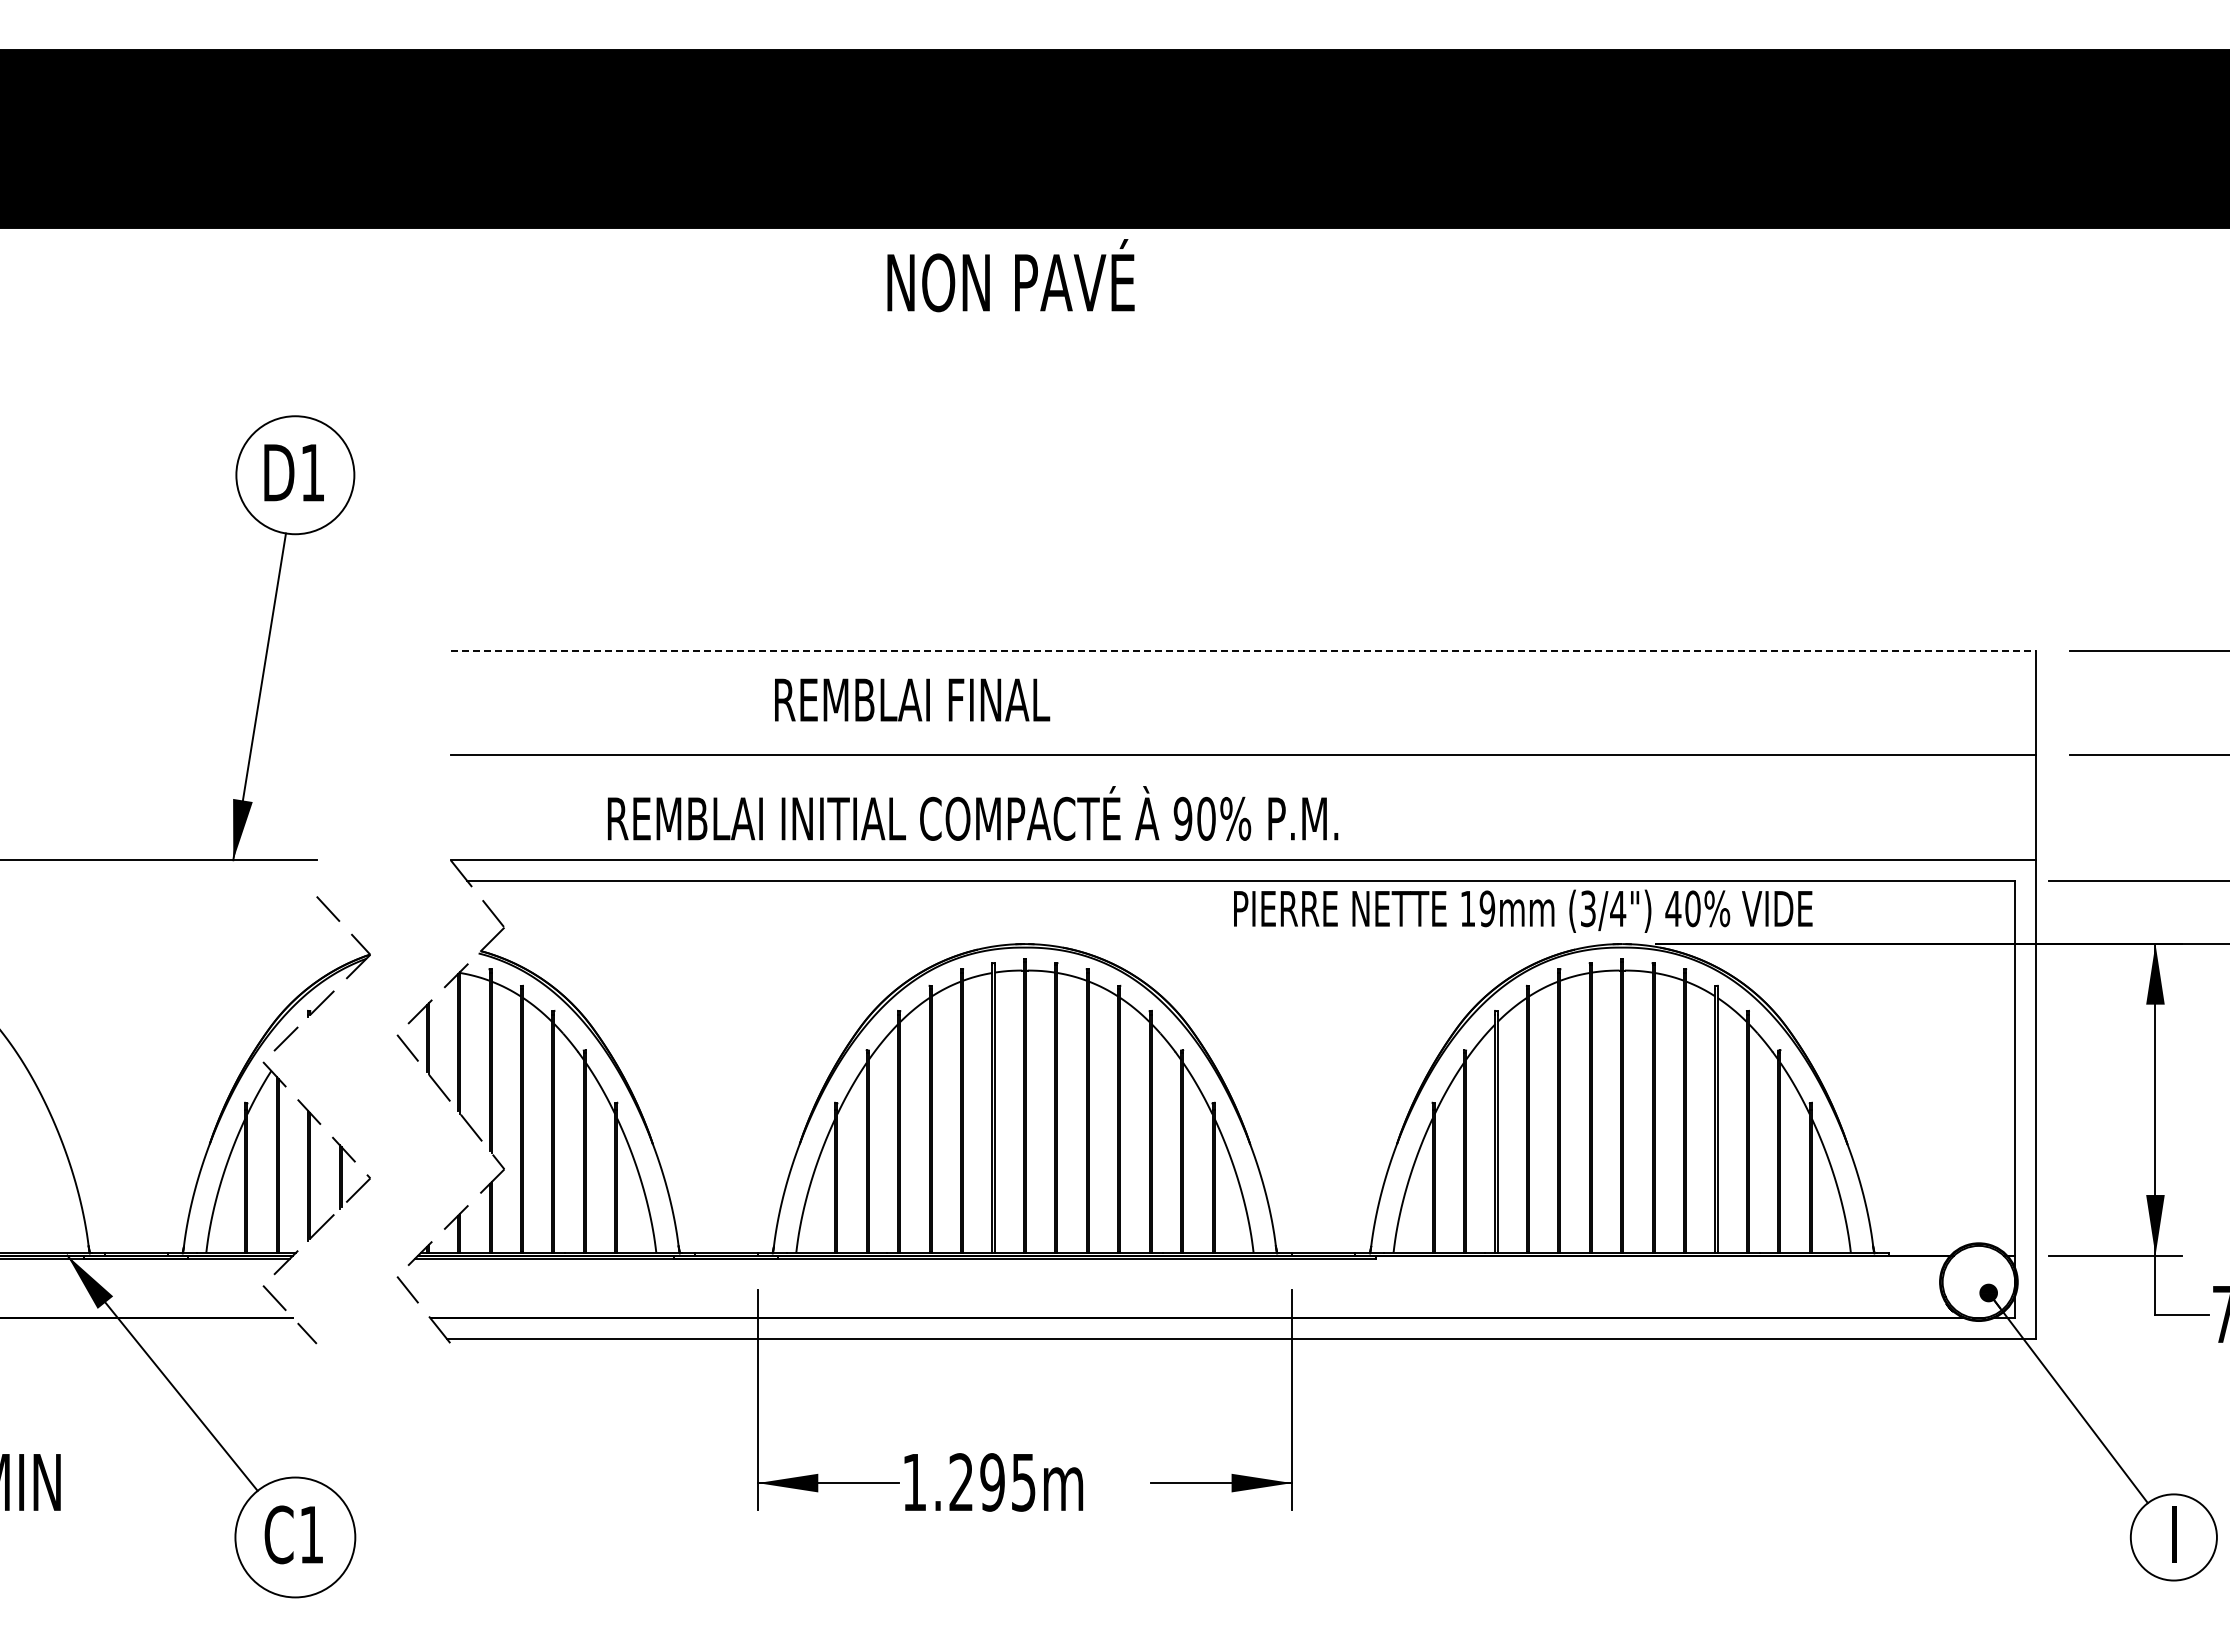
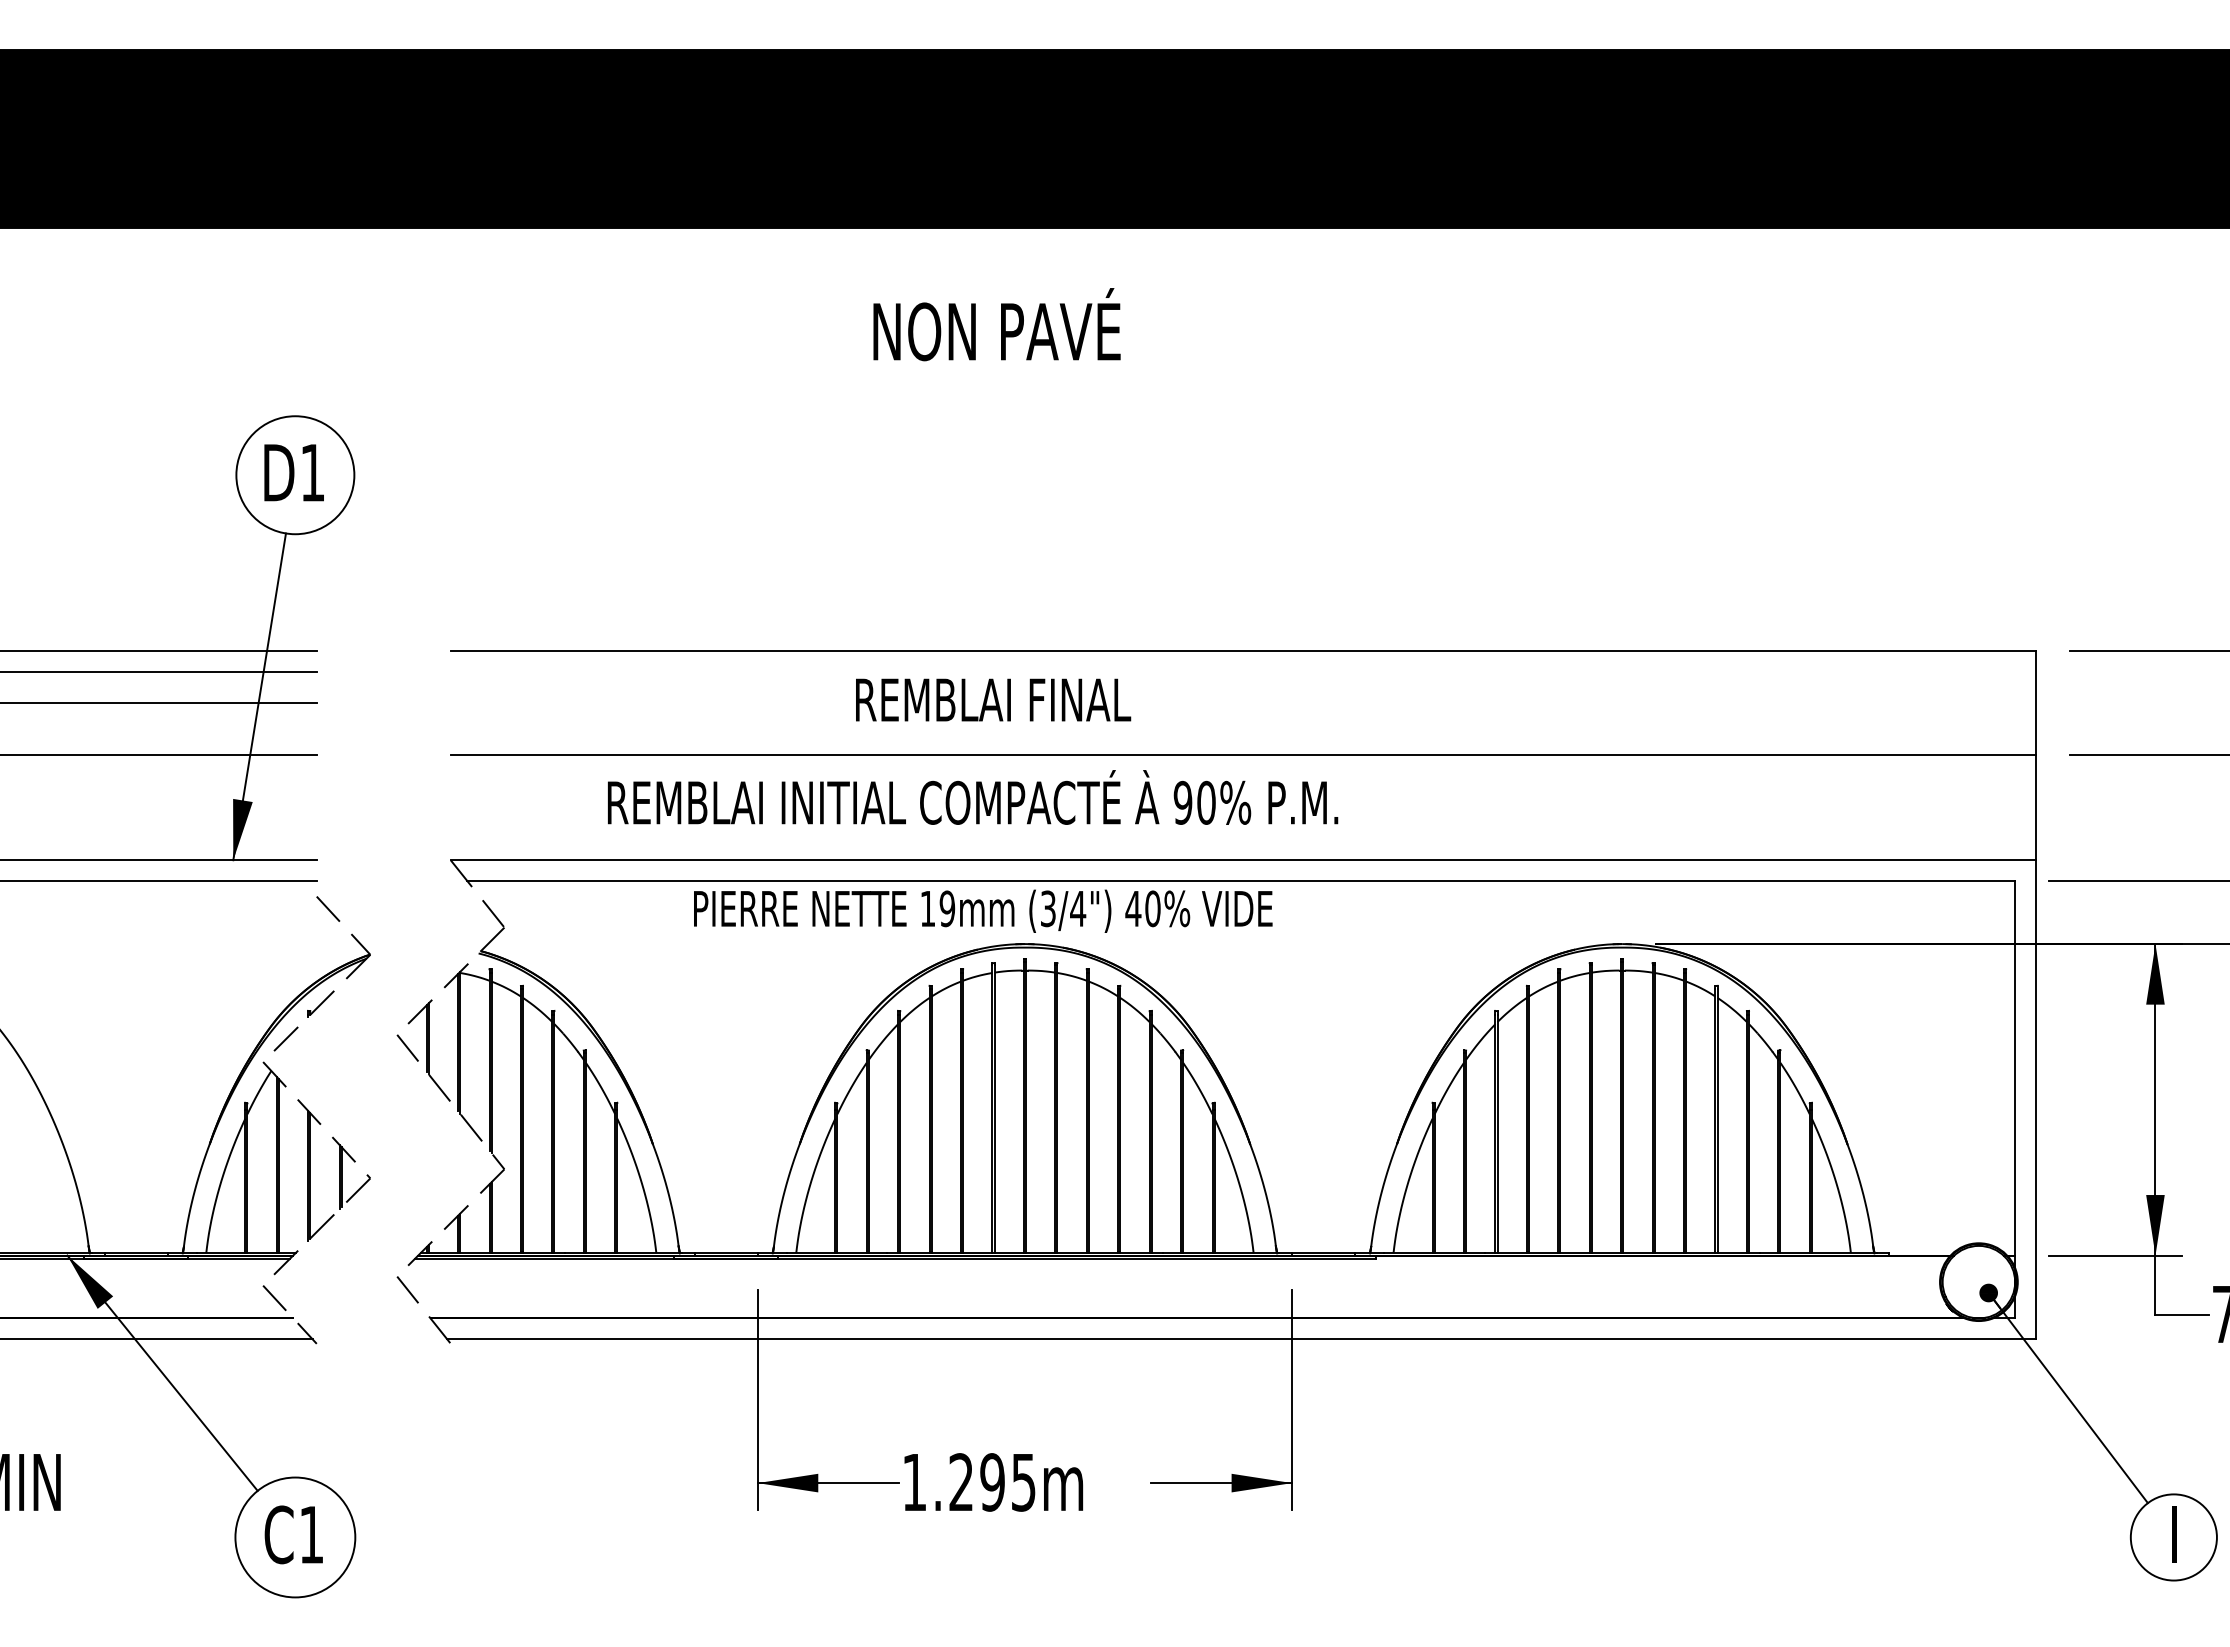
text position: (1010, 275) -> (996, 324) (996, 324)
line: none -> present (159, 650)
line: dashed -> solid (1243, 650)
line: none -> present (159, 671)
text position: (912, 699) -> (993, 699) (993, 699)
line: none -> present (159, 703)
line: none -> present (159, 755)
text position: (973, 813) -> (973, 797) (973, 797)
line: none -> present (159, 881)
text position: (1523, 910) -> (983, 910) (983, 910)
line: none -> present (157, 1339)
